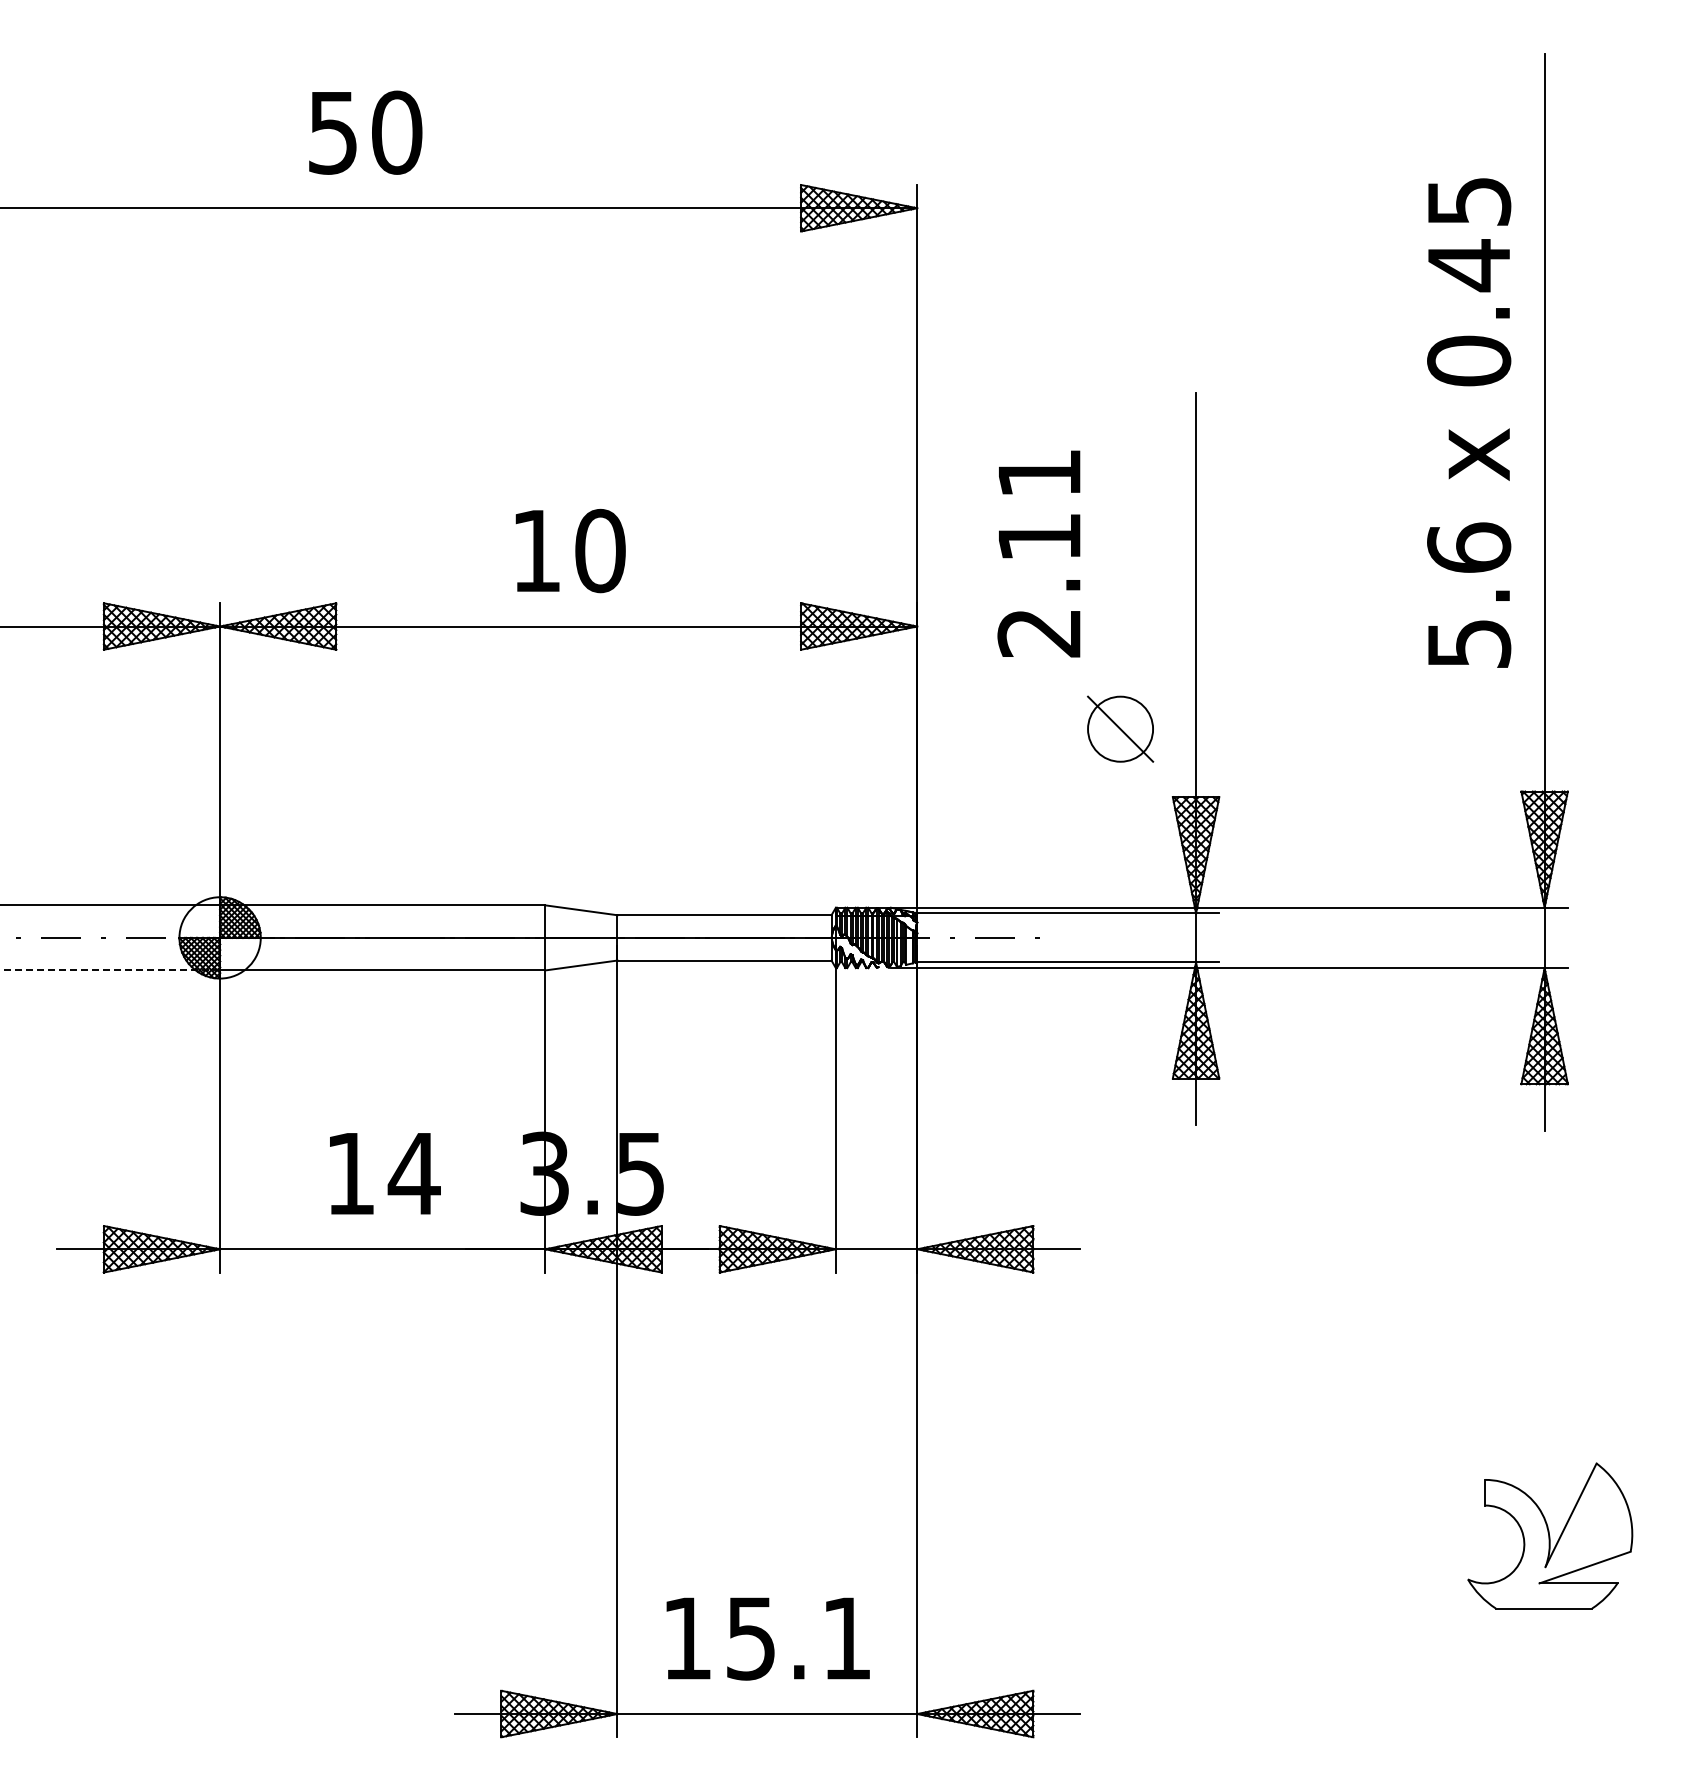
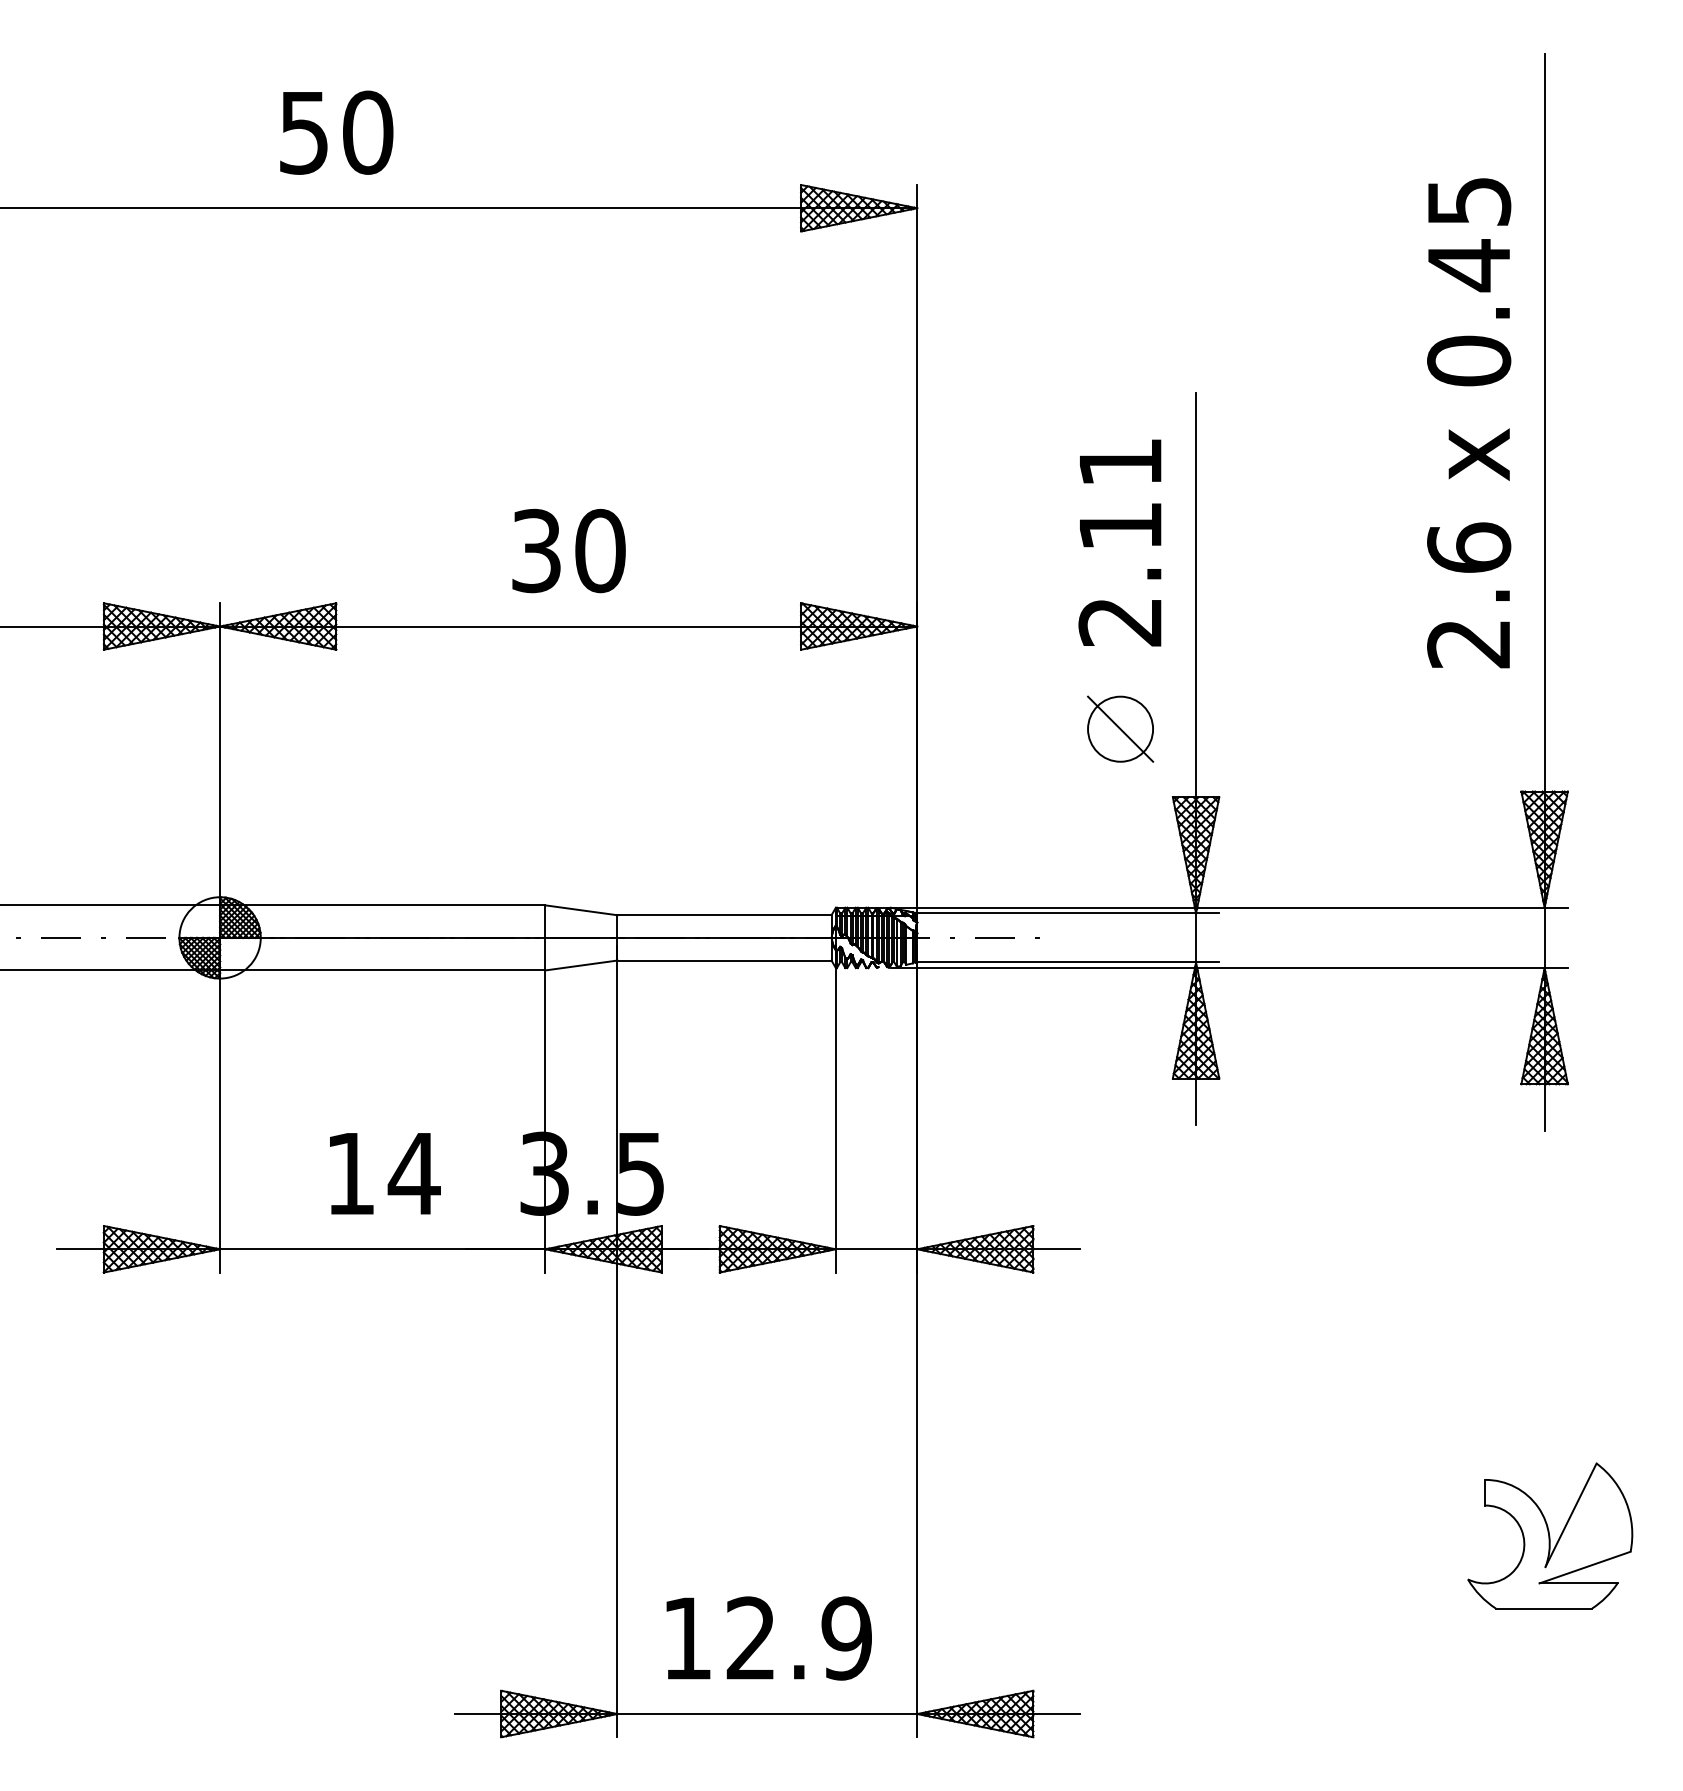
text position: (365, 132) -> (336, 132) (336, 132)
text: 10 -> 30 (536, 550)
text position: (1038, 553) -> (1119, 542) (1119, 542)
text: 5.6 -> 2.6 (1469, 644)
line: dashed -> solid (110, 970)
text: 15.1 -> 12.9 (798, 1638)
